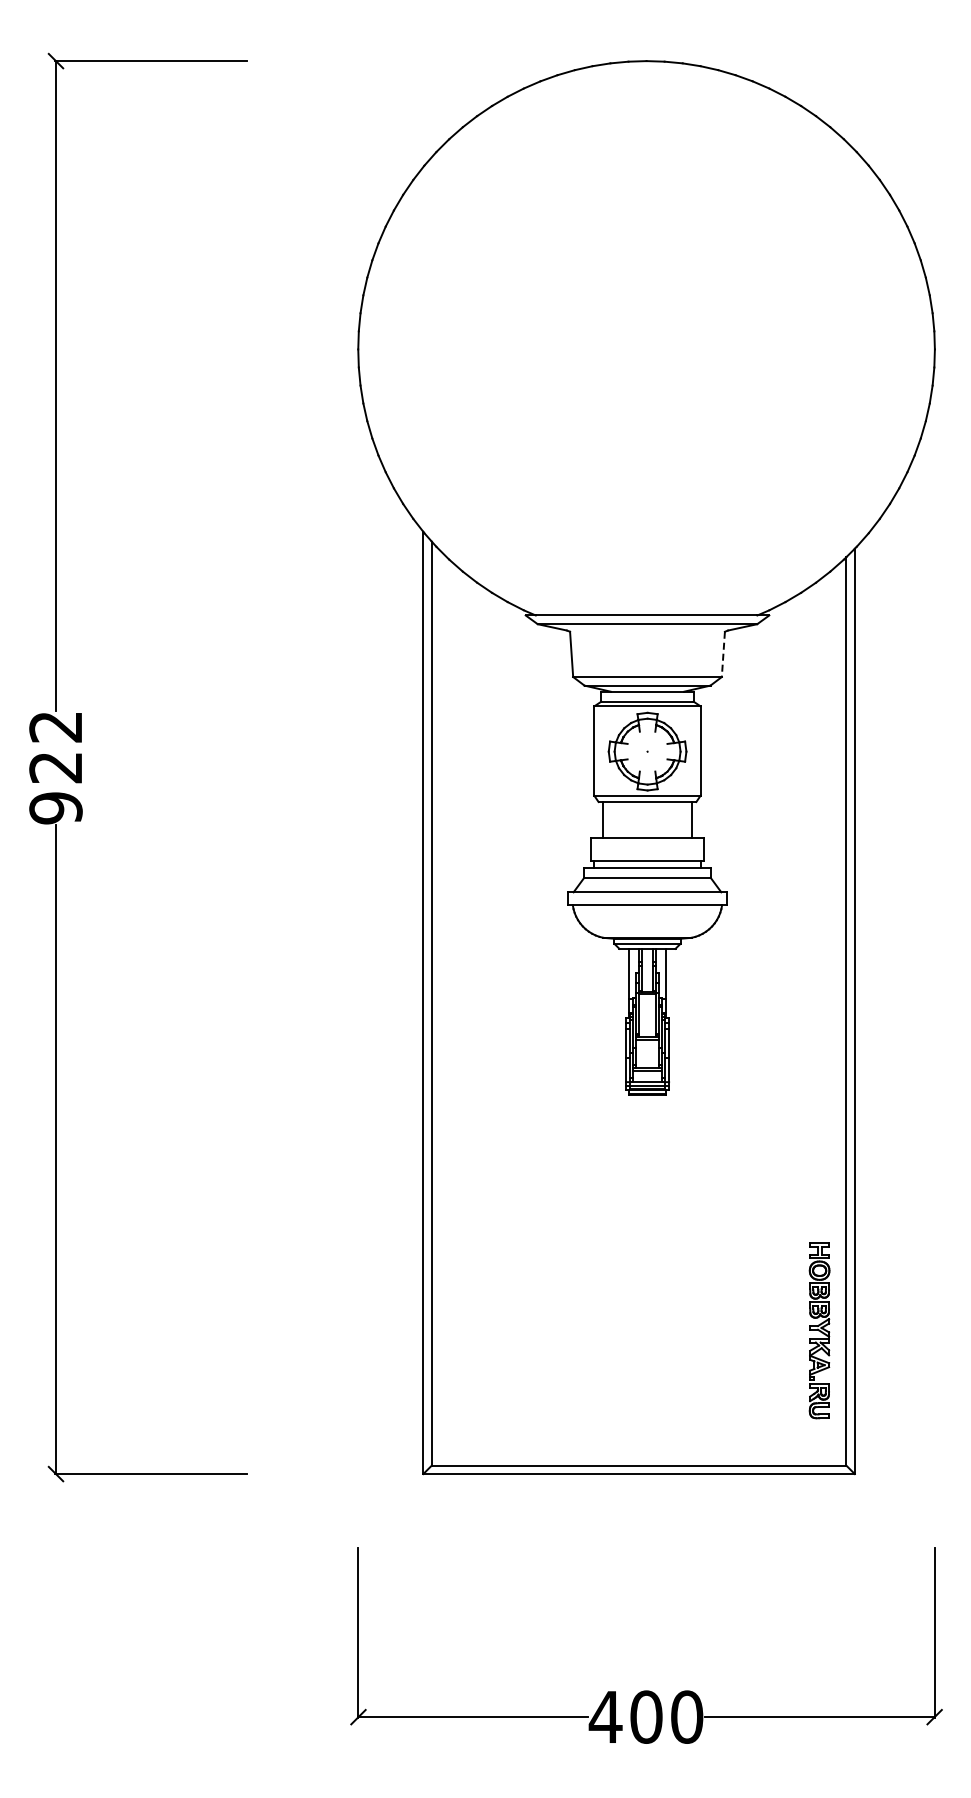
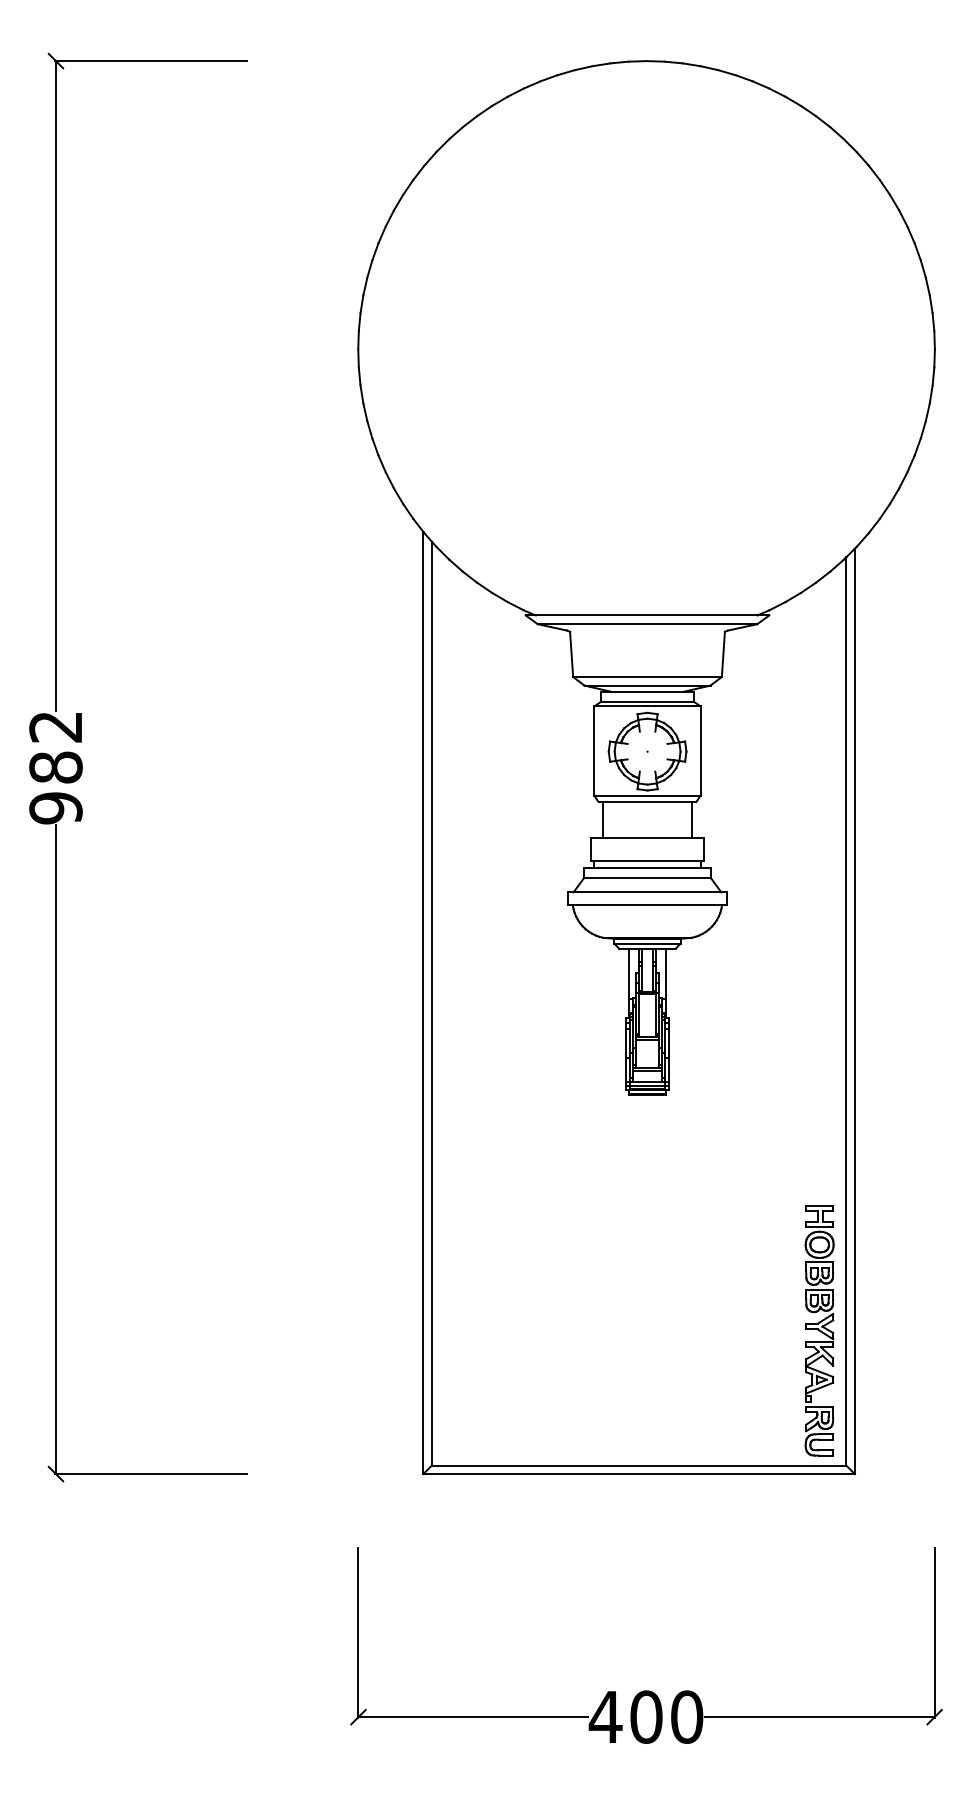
line: dashed -> solid (723, 654)
text: 922 -> 982 (55, 767)
part size: 23x178 px -> 31x252 px (819, 1330)
